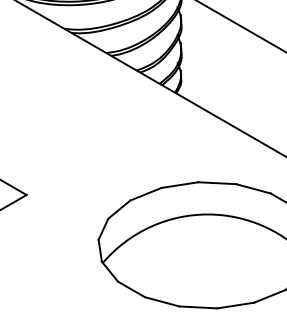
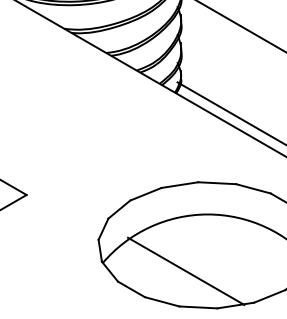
line: none -> present (229, 112)
line: none -> present (185, 270)
